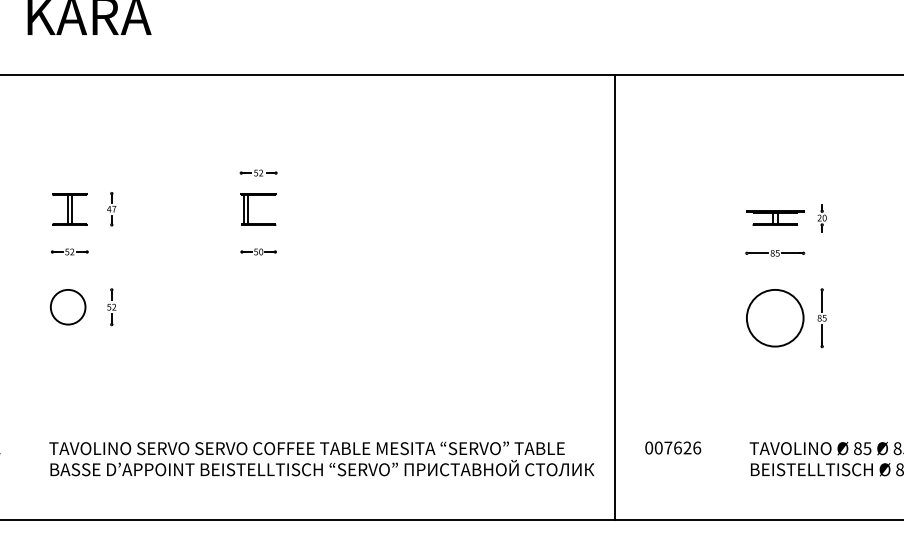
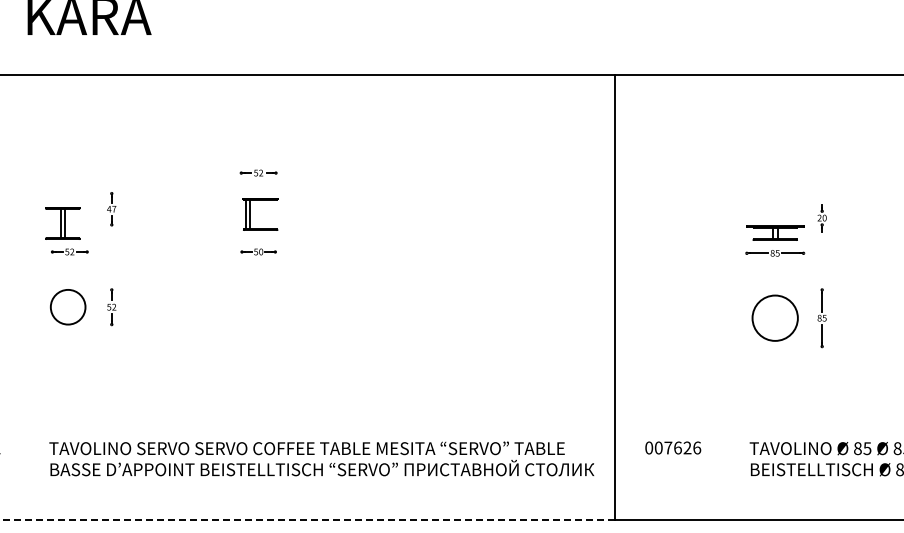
part position: (69, 209) -> (62, 223) (62, 223)
part position: (248, 209) -> (250, 214) (250, 214)
part position: (775, 217) -> (775, 232) (775, 232)
circle diameter: 57 px -> 45 px (774, 317)
line: solid -> dashed (308, 519)
